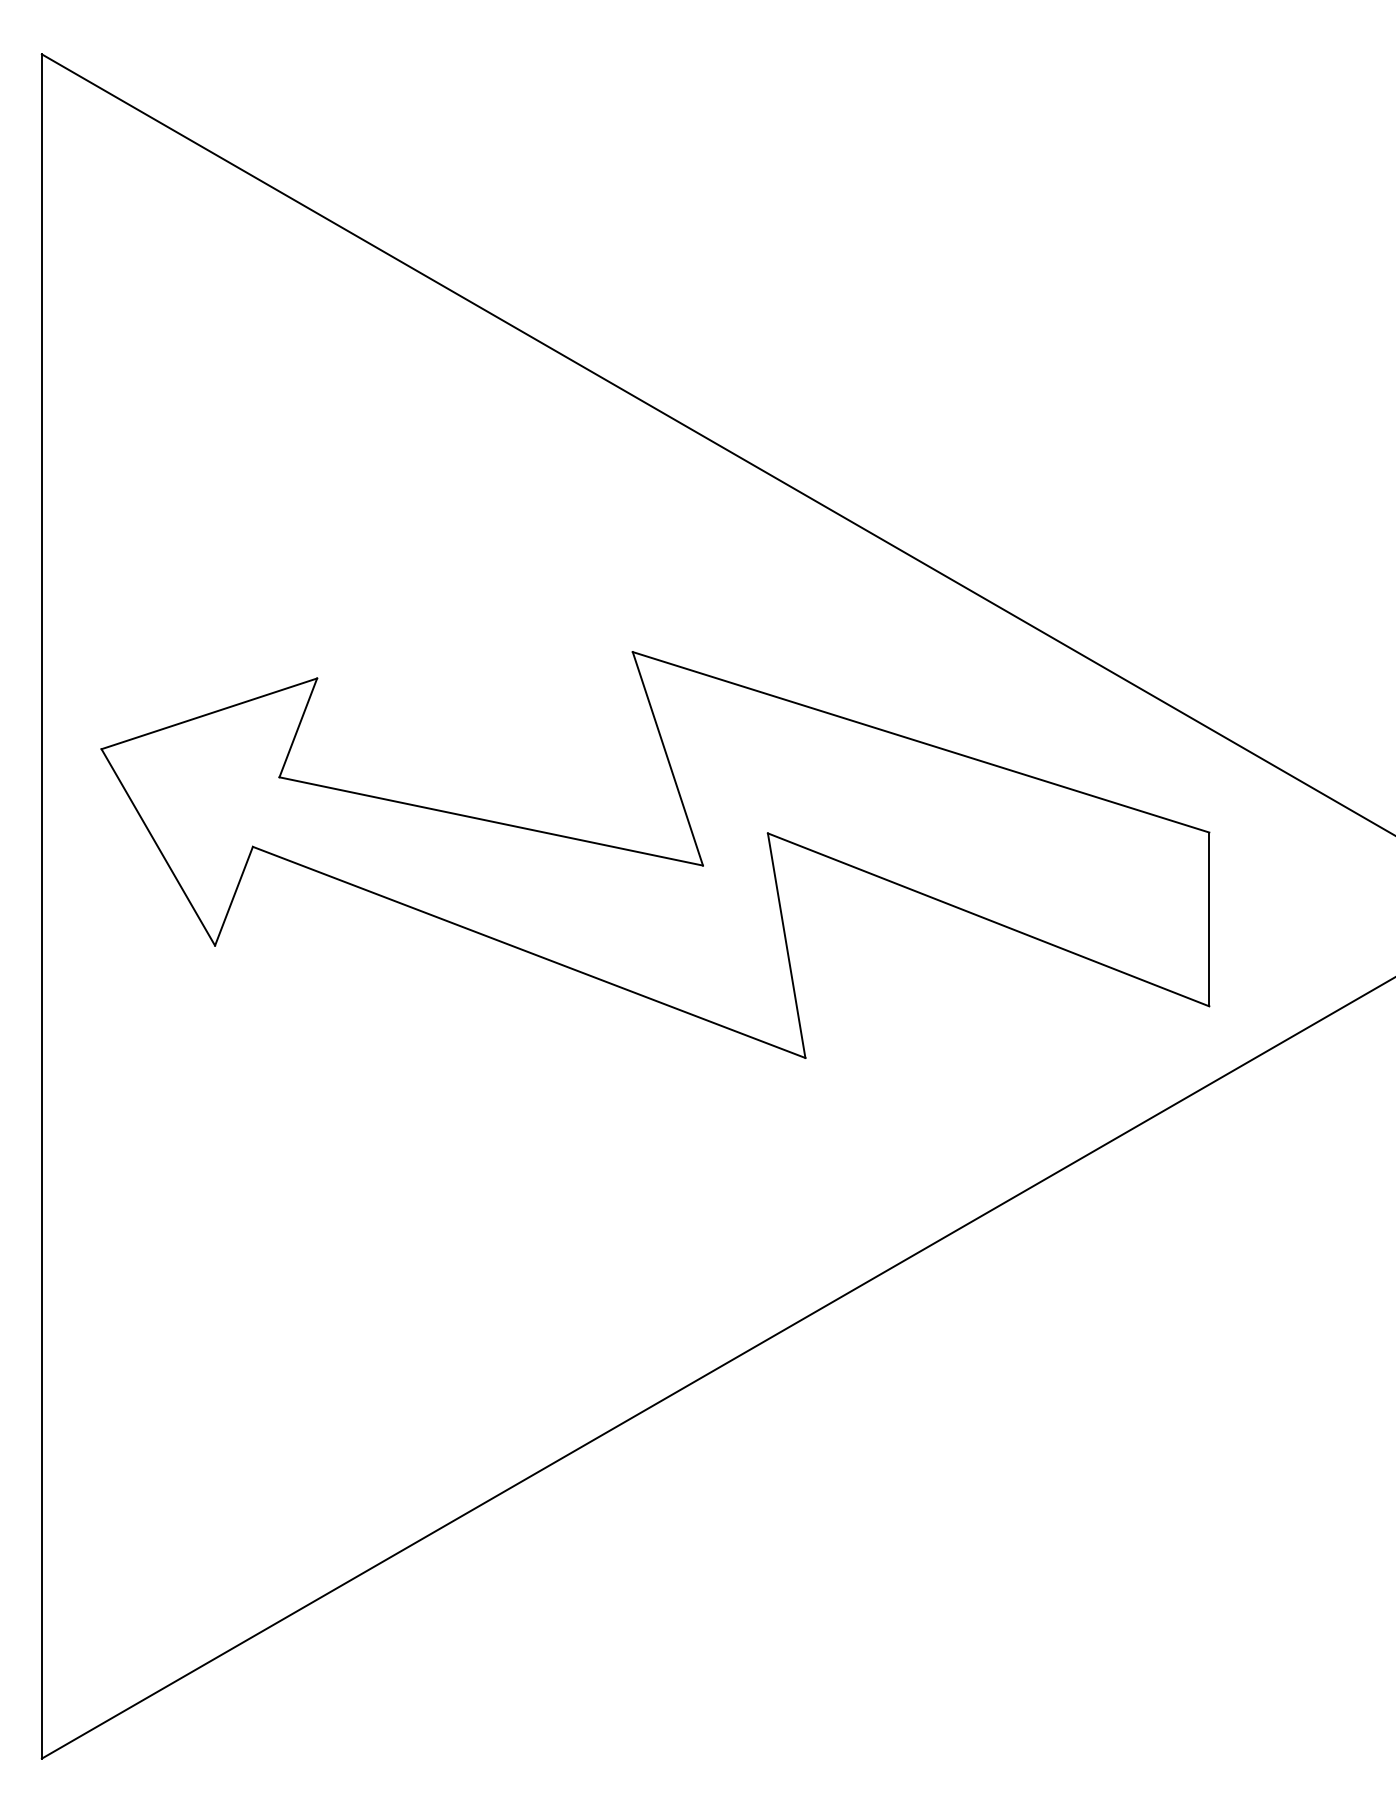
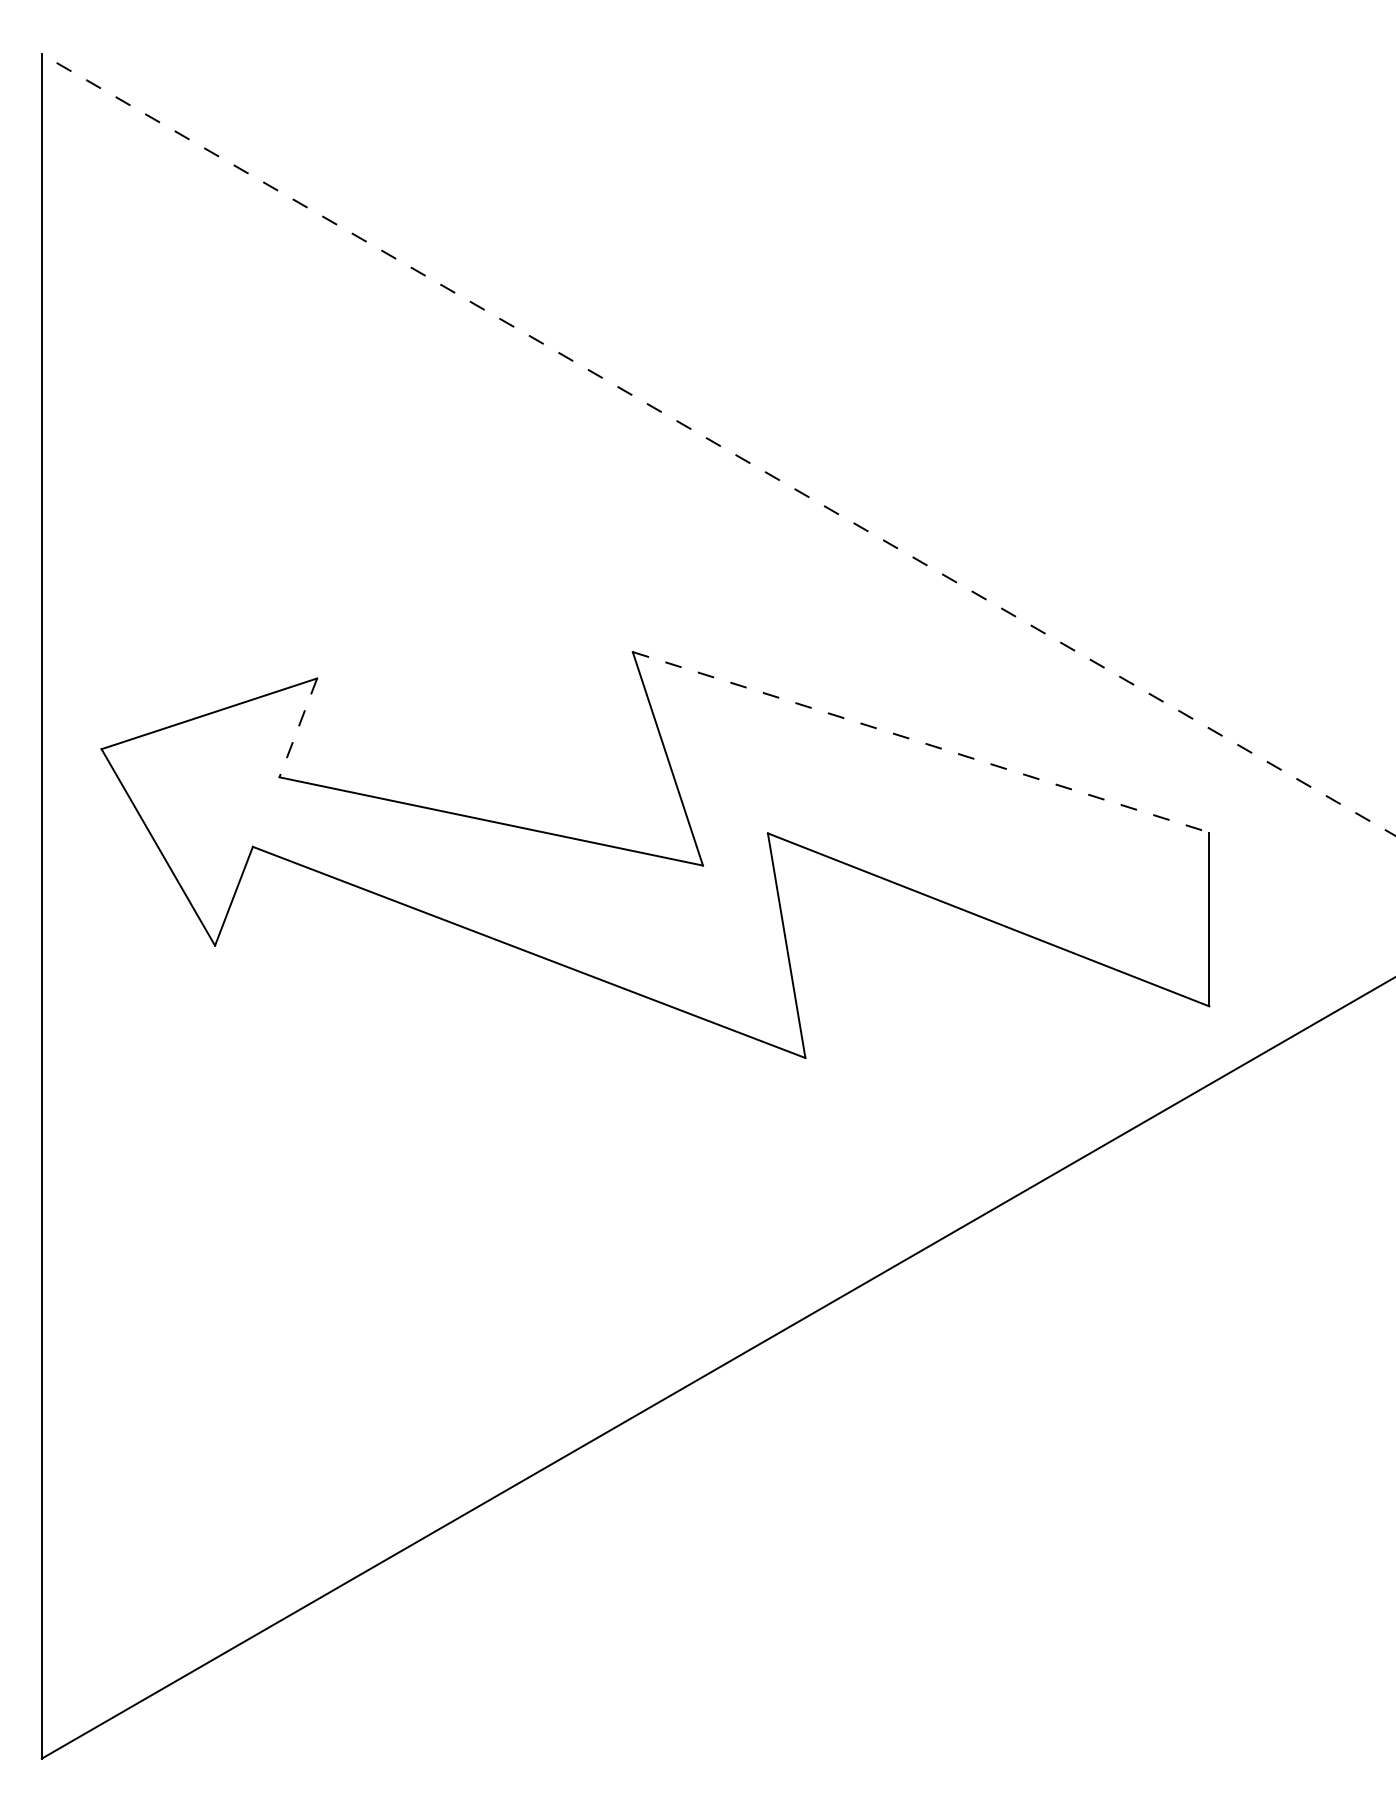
line: solid -> dashed (718, 445)
line: solid -> dashed (298, 727)
line: solid -> dashed (921, 742)
